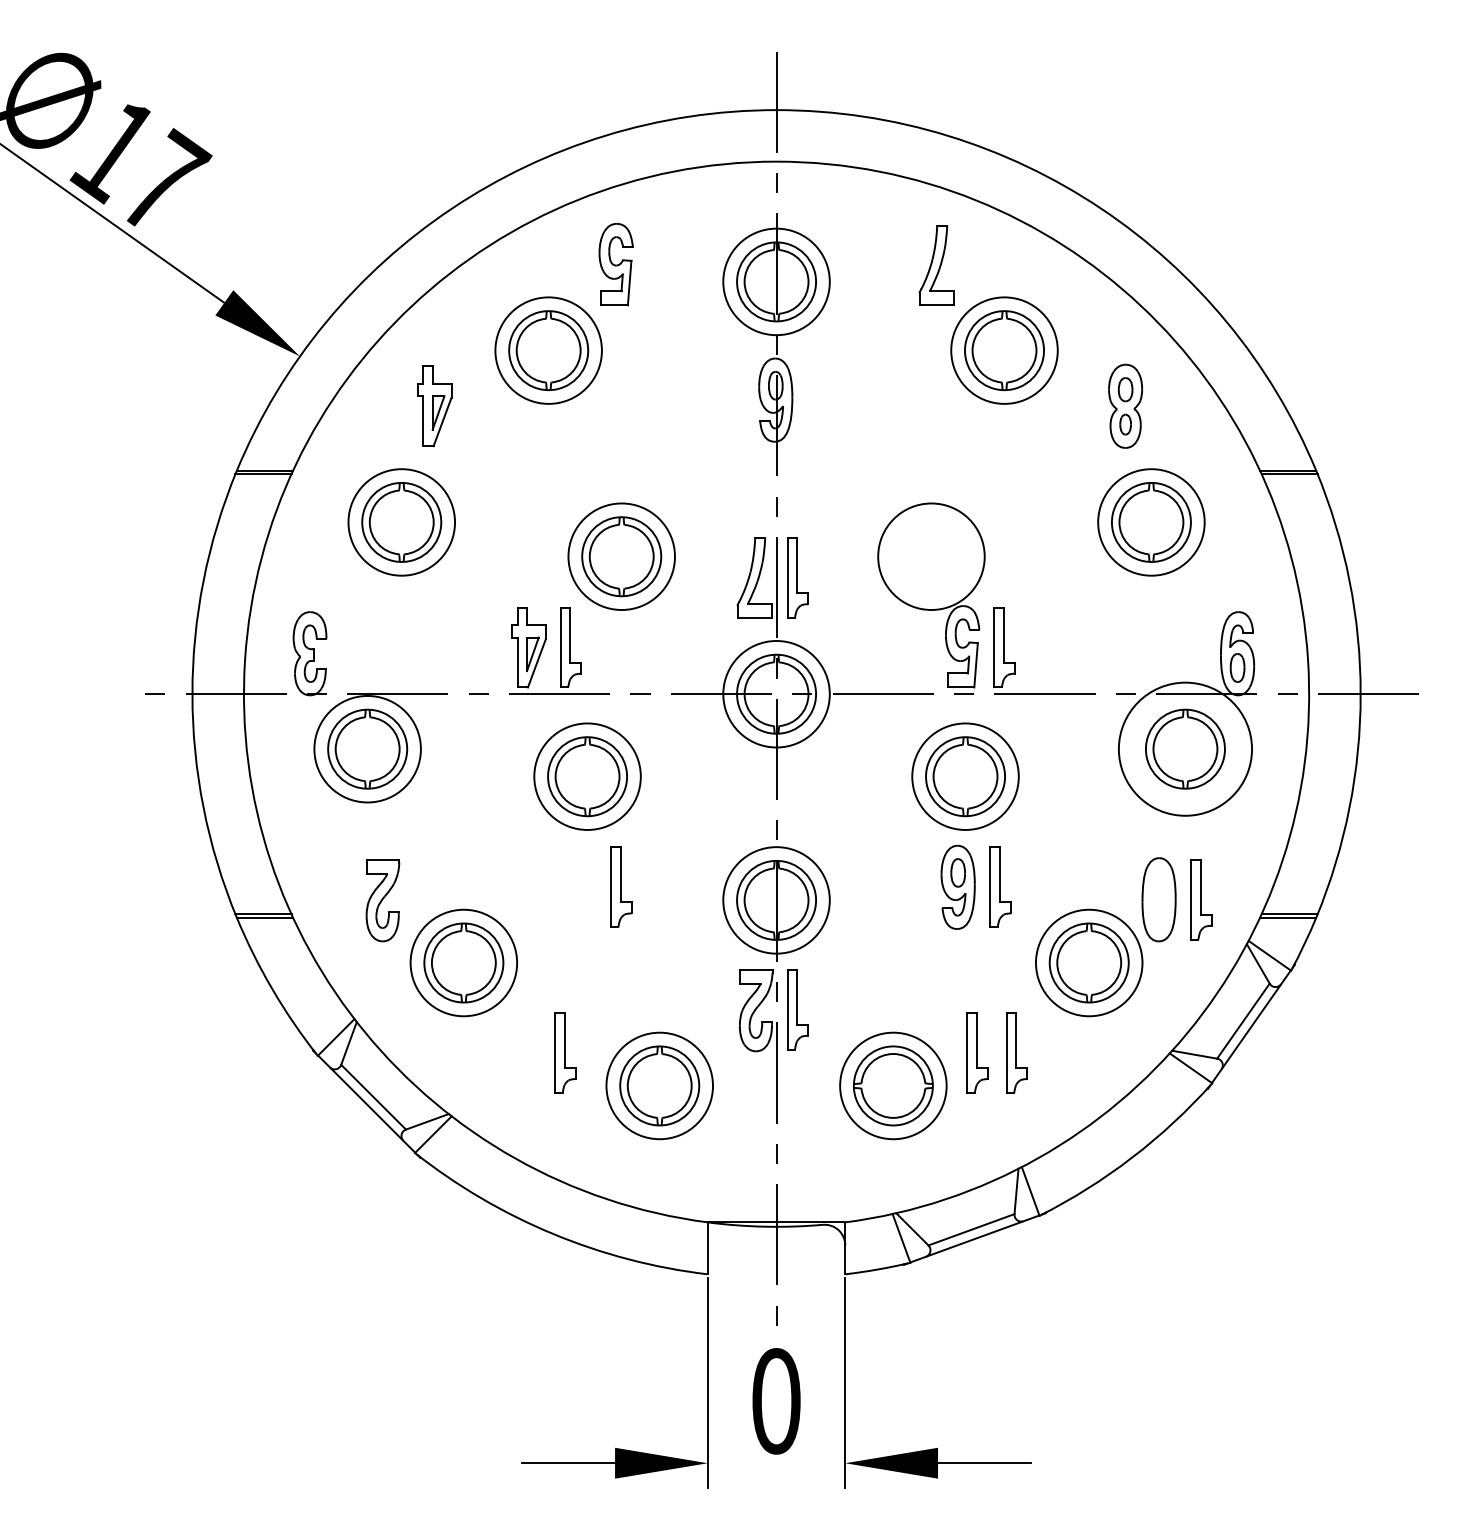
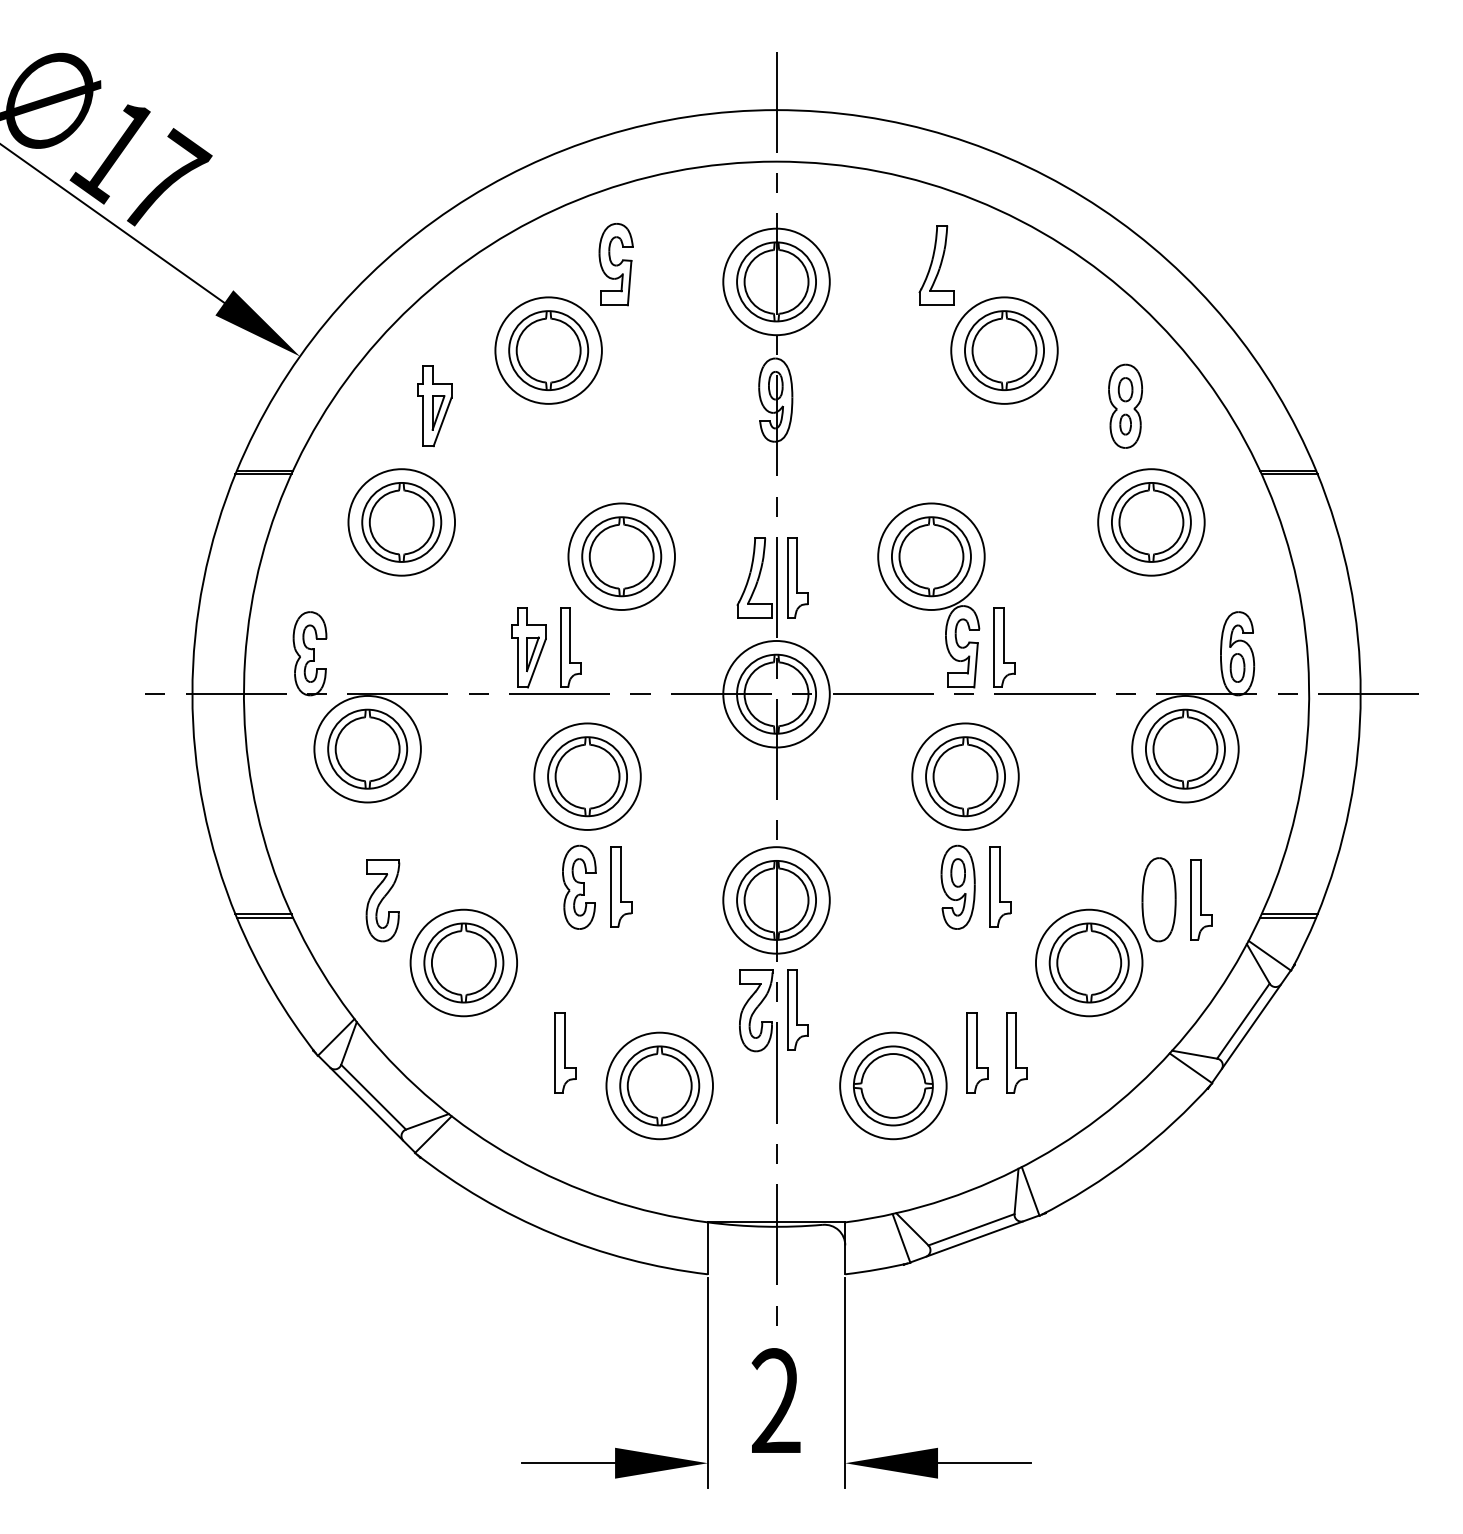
part: none -> present (931, 556)
circle diameter: 133 px -> 107 px (1185, 748)
part: none -> present (579, 886)
text: 0 -> 2 (775, 1401)
